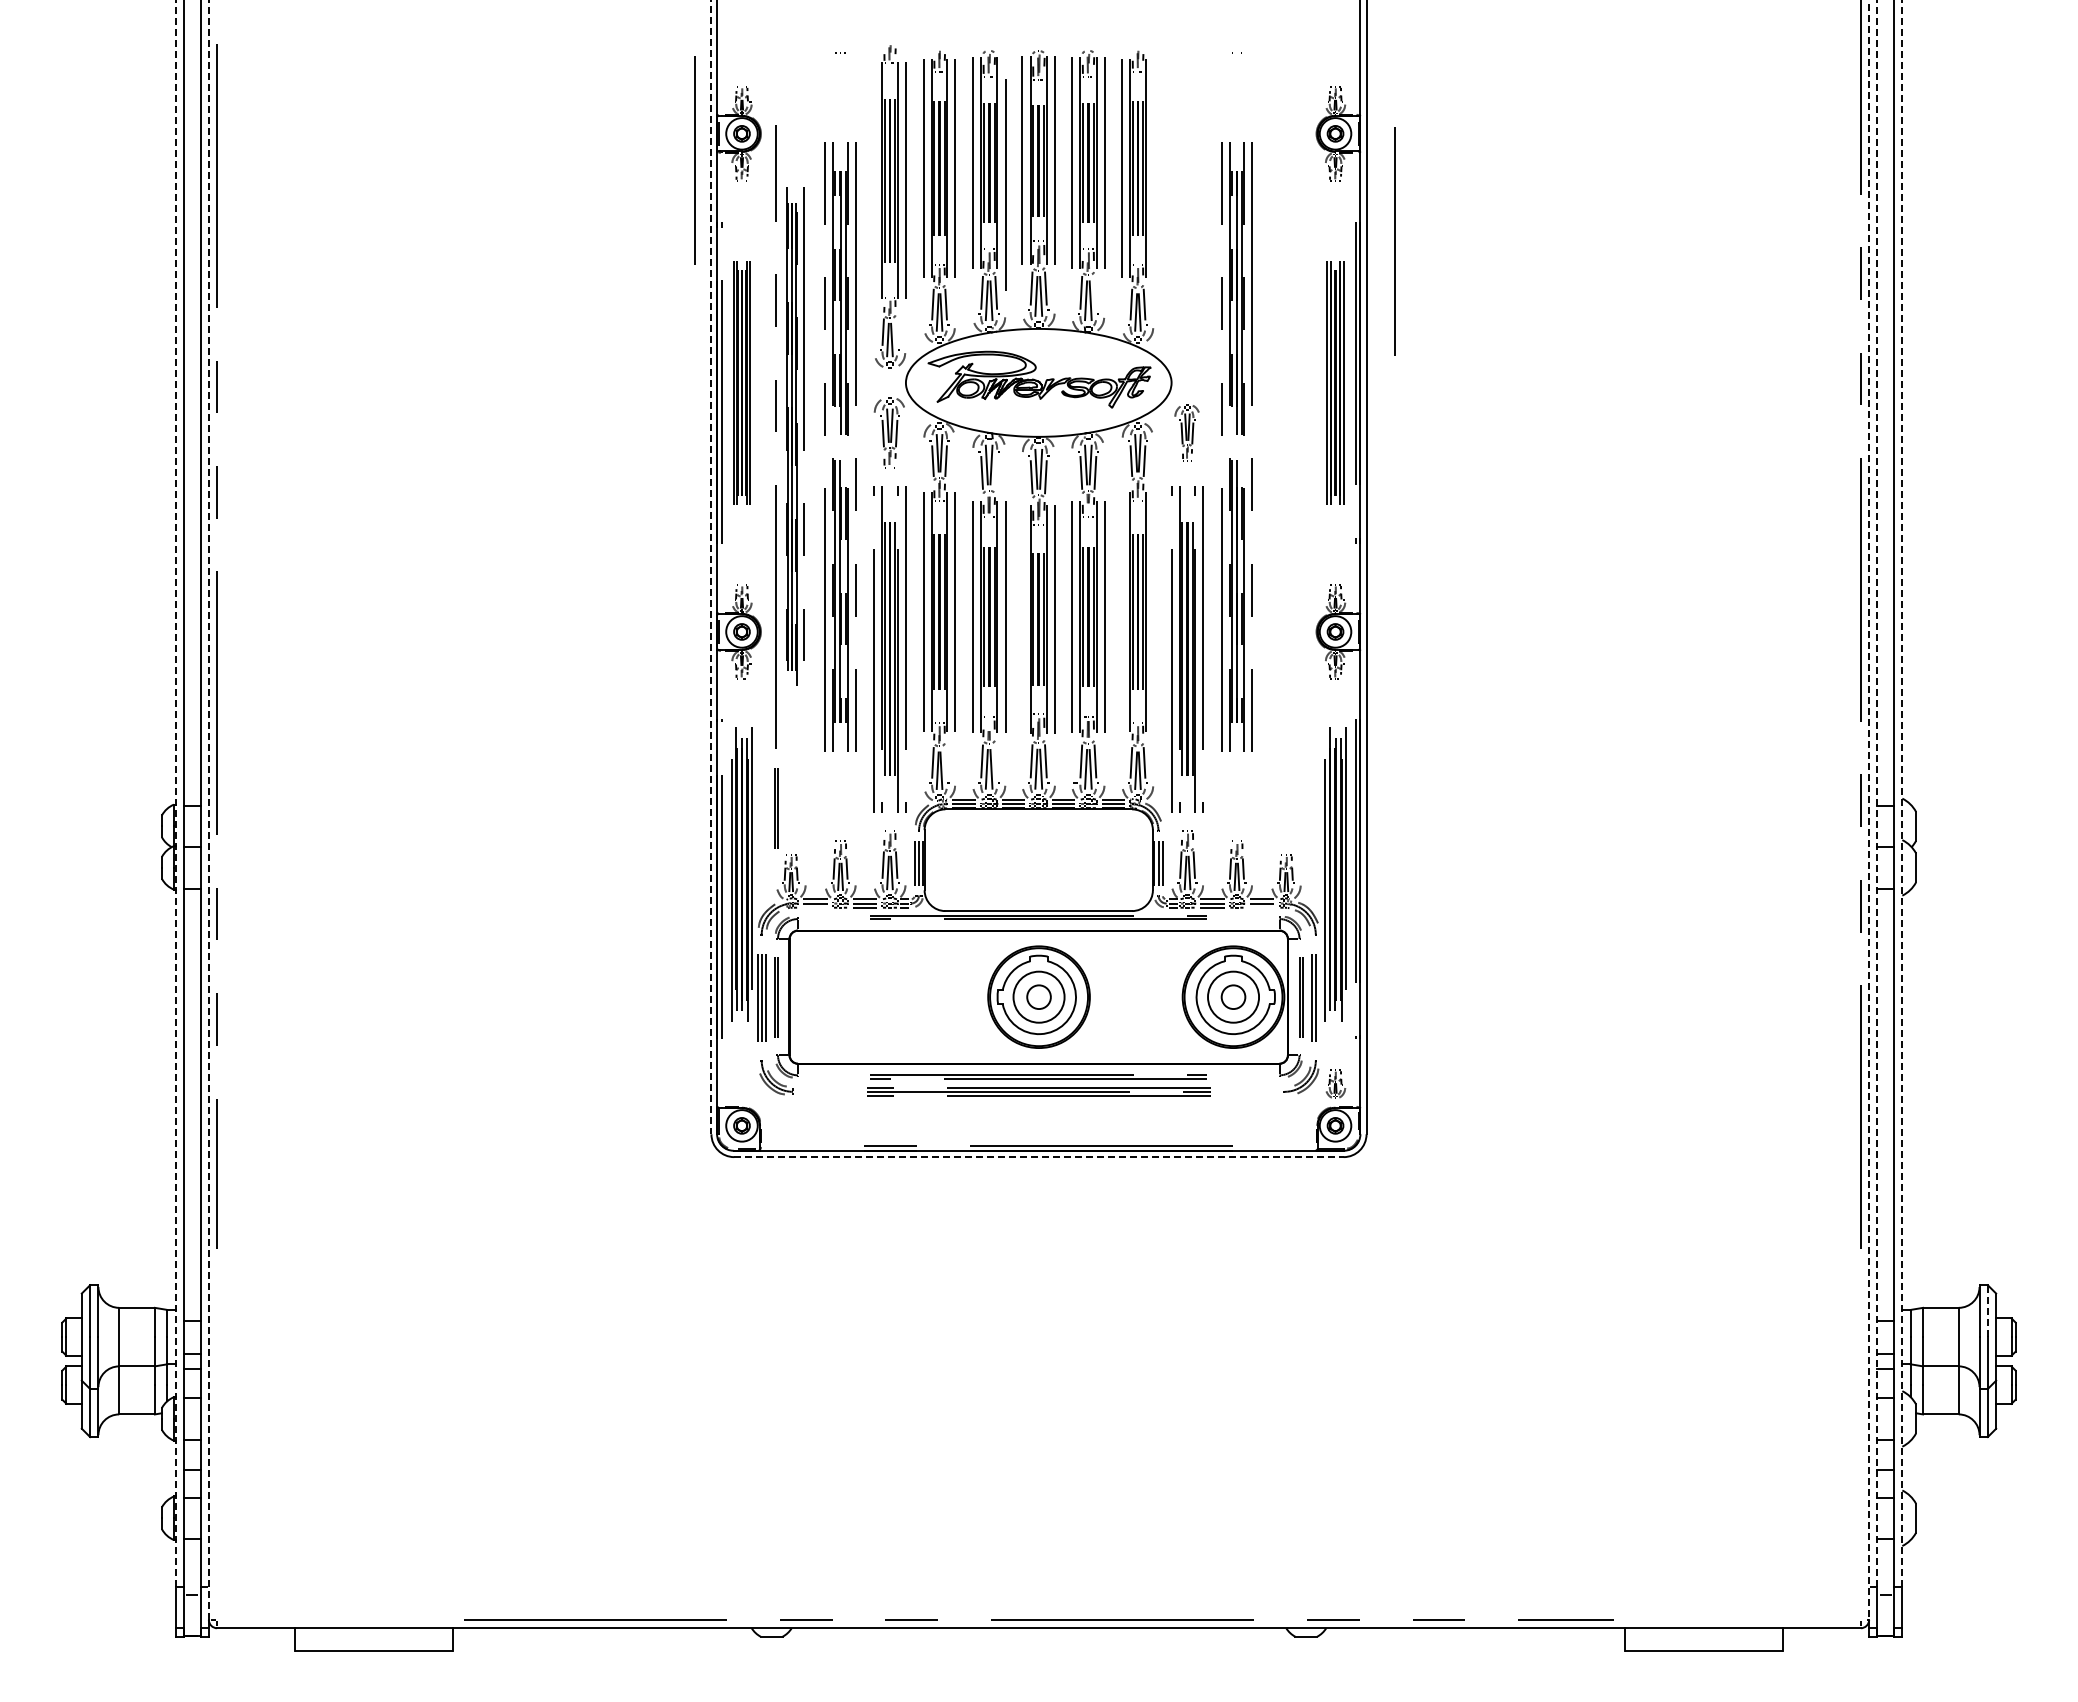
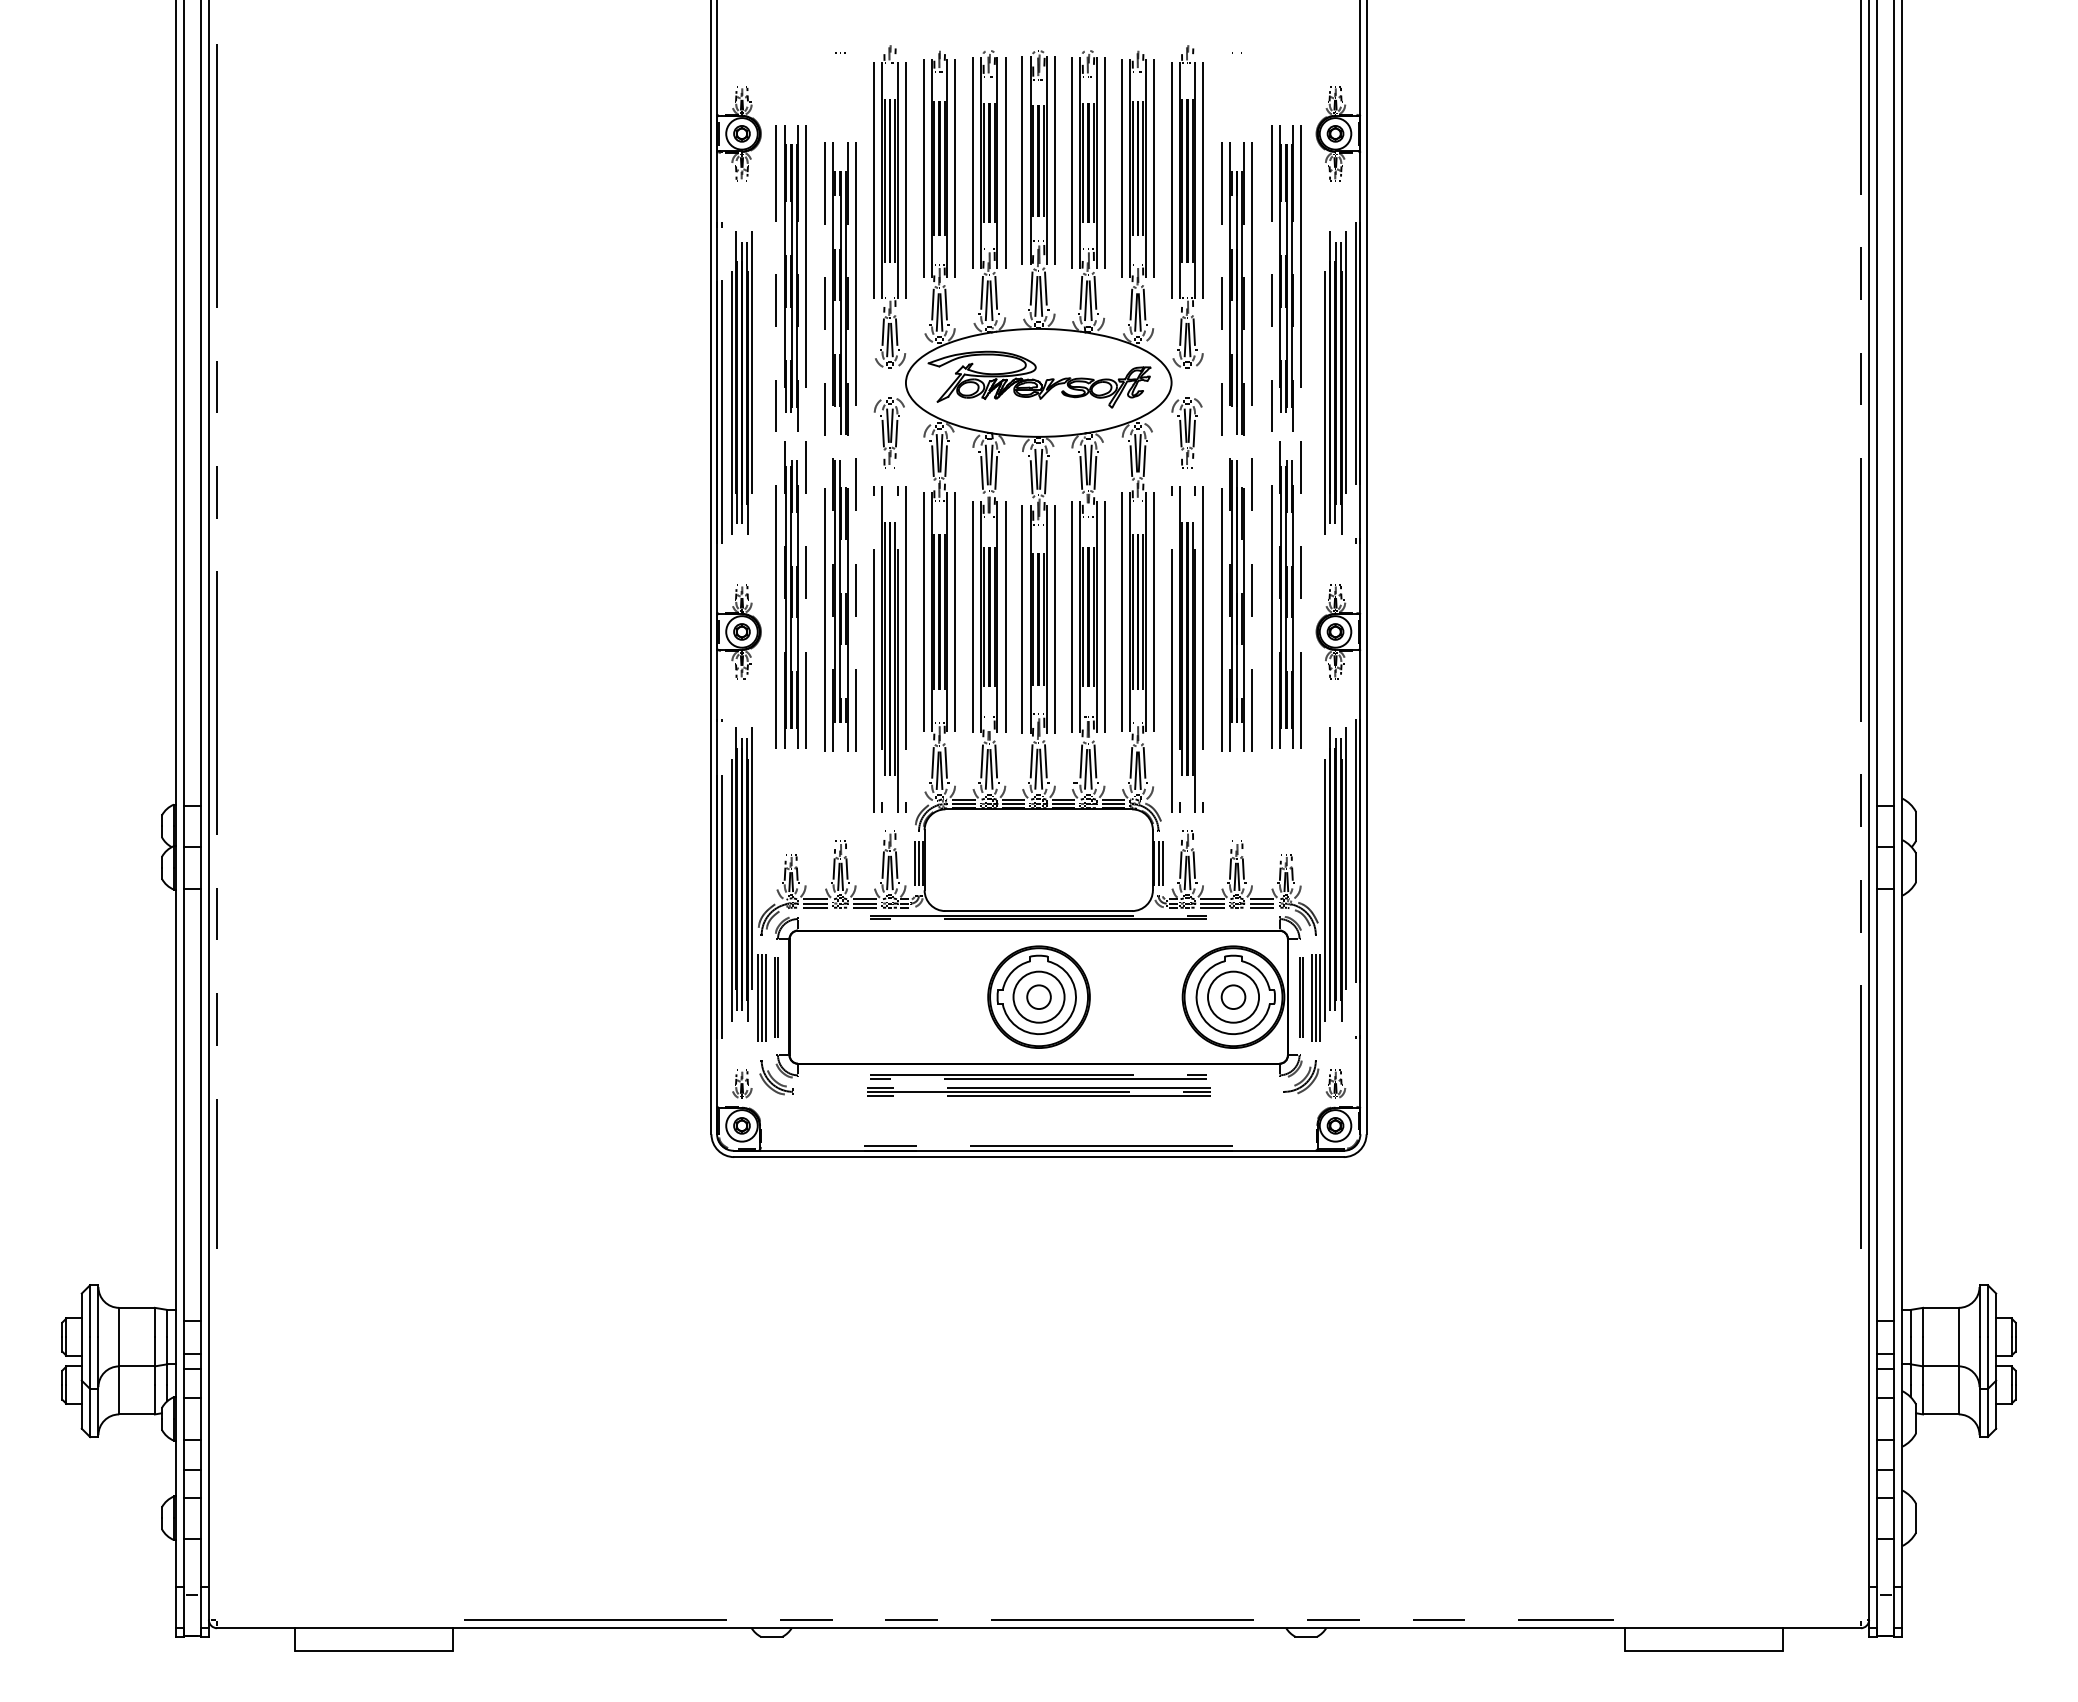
line: present -> none (694, 160)
line: none -> present (1153, 167)
line: none -> present (874, 180)
line position: (1005, 184) -> (1005, 162) (1005, 162)
part: none -> present (1187, 206)
line position: (1394, 241) -> (1021, 619) (1021, 619)
line: none -> present (1095, 292)
line: none -> present (896, 331)
part size: 18x244 px -> 22x304 px (741, 382)
part size: 19x244 px -> 23x304 px (1335, 382)
part: none -> present (1292, 431)
part size: 26x58 px -> 32x72 px (1186, 432)
part size: 19x499 px -> 23x624 px (795, 436)
line: none -> present (996, 472)
line: dashed -> solid (711, 567)
line: none -> present (1122, 611)
line: none -> present (1153, 611)
line: none -> present (996, 761)
line: none -> present (945, 762)
line: dashed -> solid (175, 792)
line: dashed -> solid (1877, 792)
line: dashed -> solid (1902, 792)
line: present -> none (775, 808)
line: dashed -> solid (208, 809)
line: dashed -> solid (1869, 809)
line: none -> present (815, 907)
line: none -> present (1261, 907)
line: none -> present (1319, 997)
part: none -> present (742, 1083)
line: dashed -> solid (1038, 1157)
line: dashed -> solid (1987, 1311)
